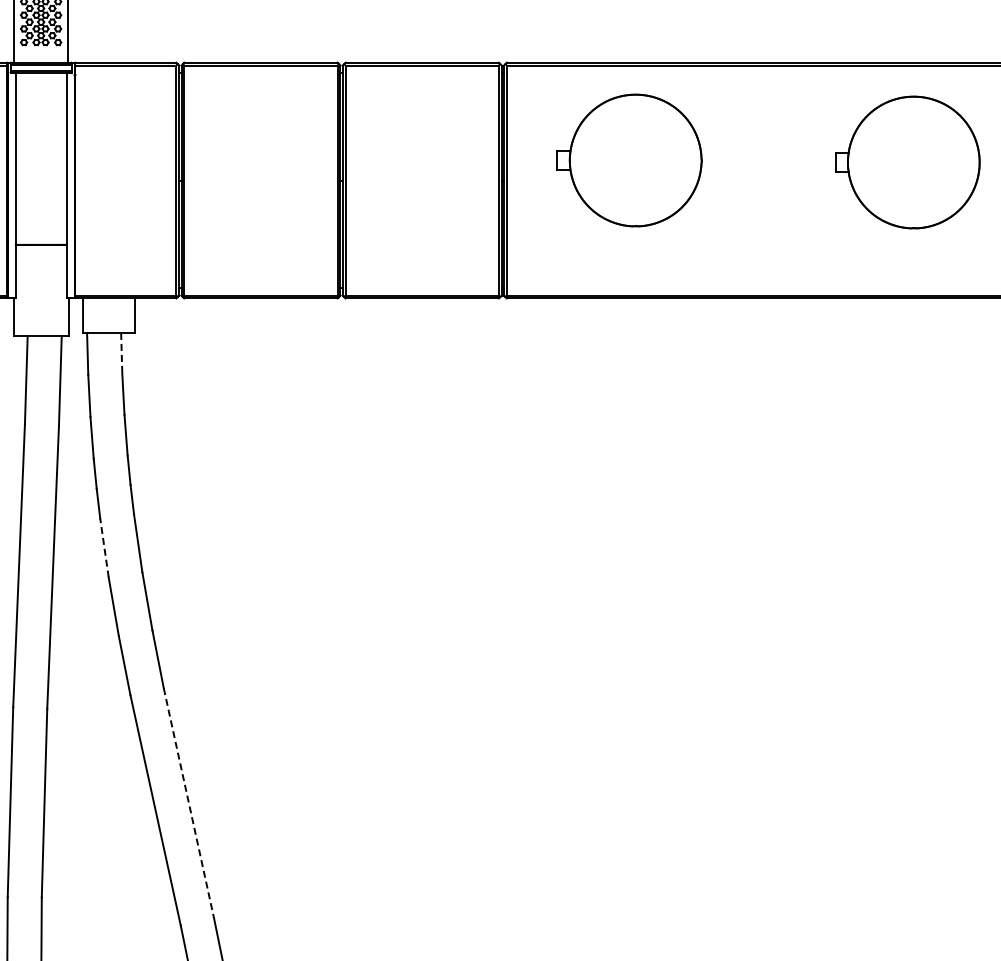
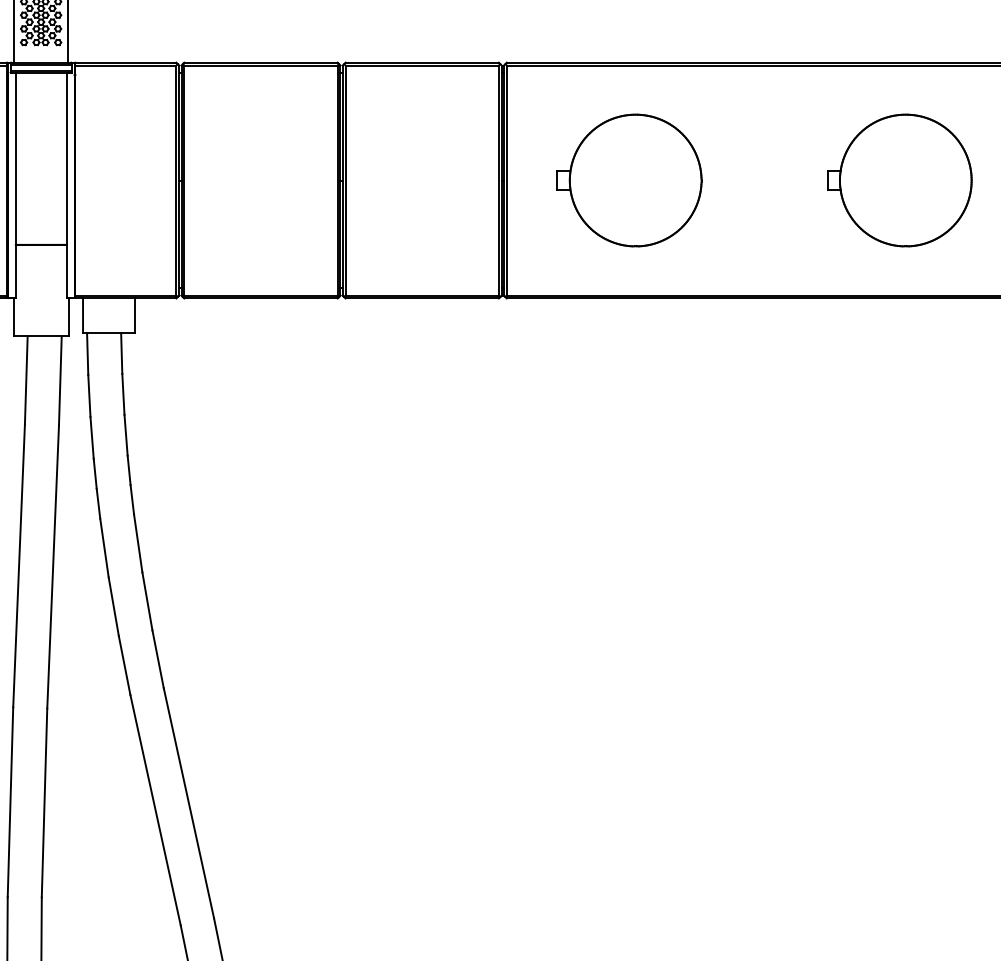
part position: (629, 160) -> (629, 180) (629, 180)
part position: (907, 162) -> (899, 180) (899, 180)
line: dashed -> solid (121, 353)
line: dashed -> solid (104, 548)
line: dashed -> solid (188, 803)
